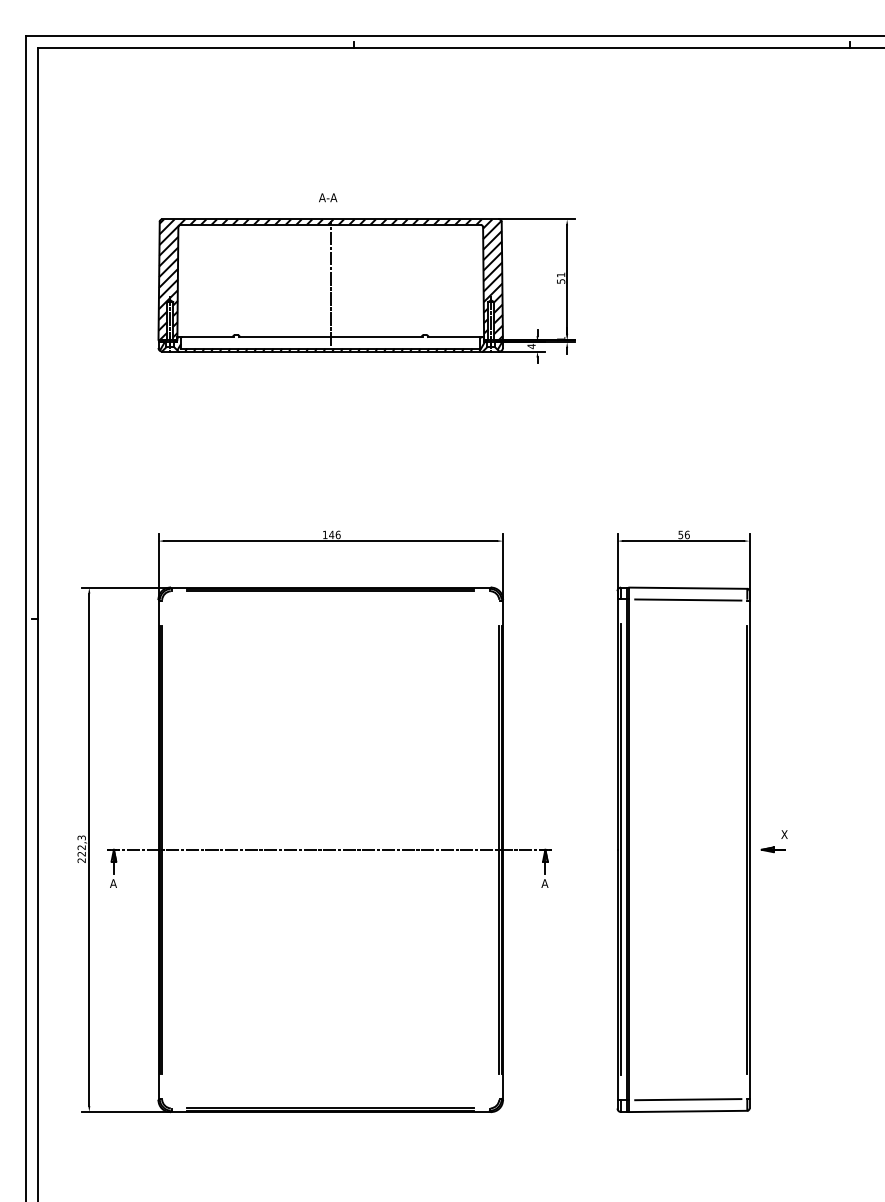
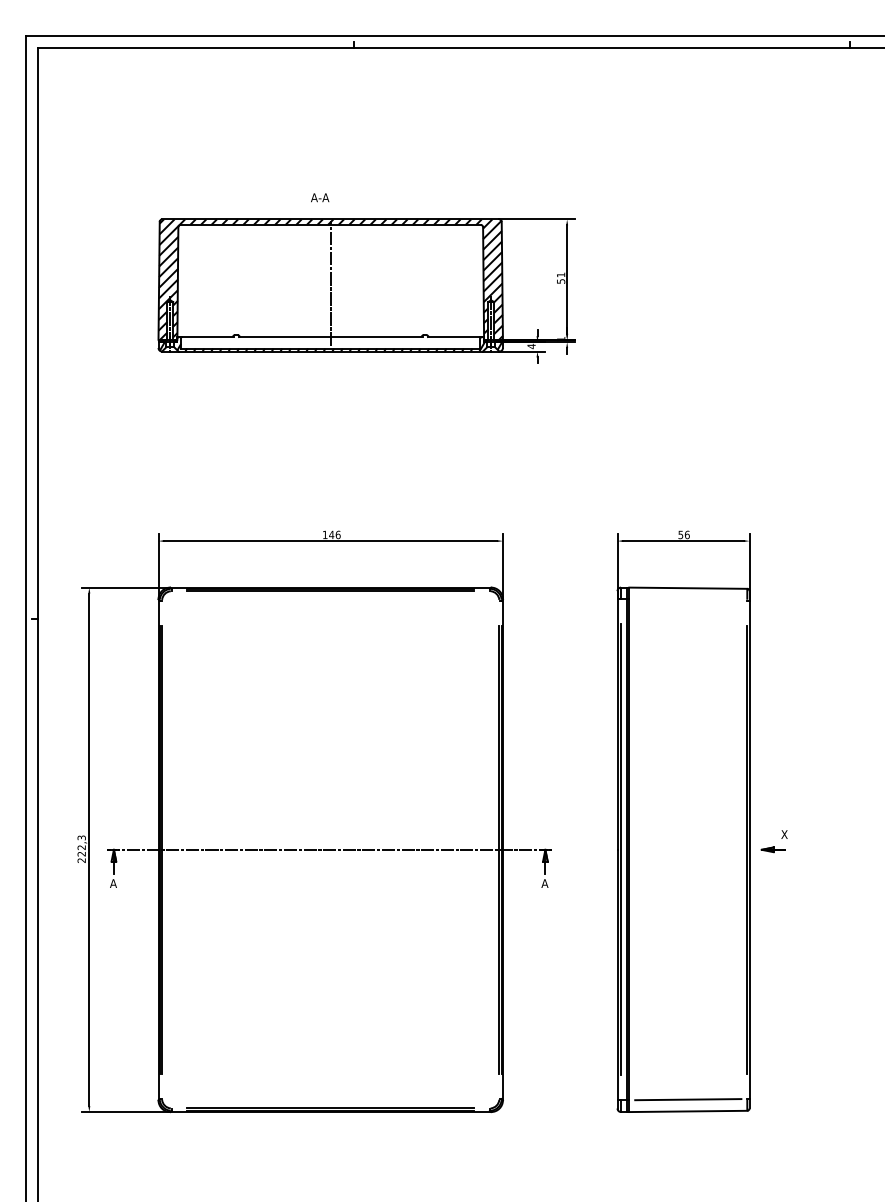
text position: (328, 197) -> (320, 197) (320, 197)
line: present -> none (688, 599)
